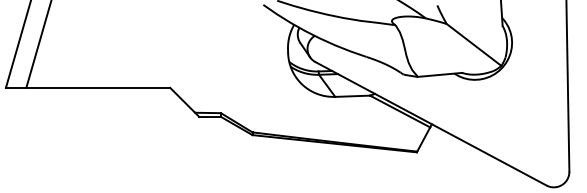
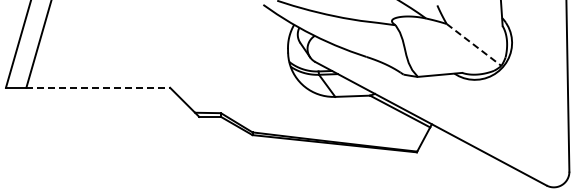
line: solid -> dashed (474, 45)
line: solid -> dashed (98, 87)
